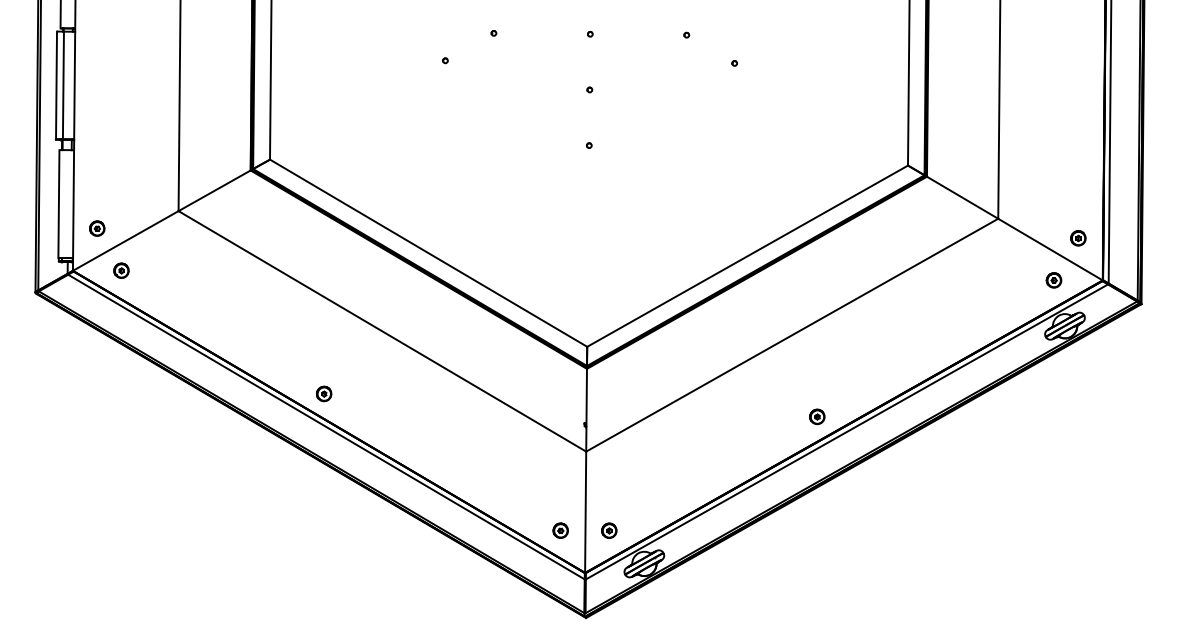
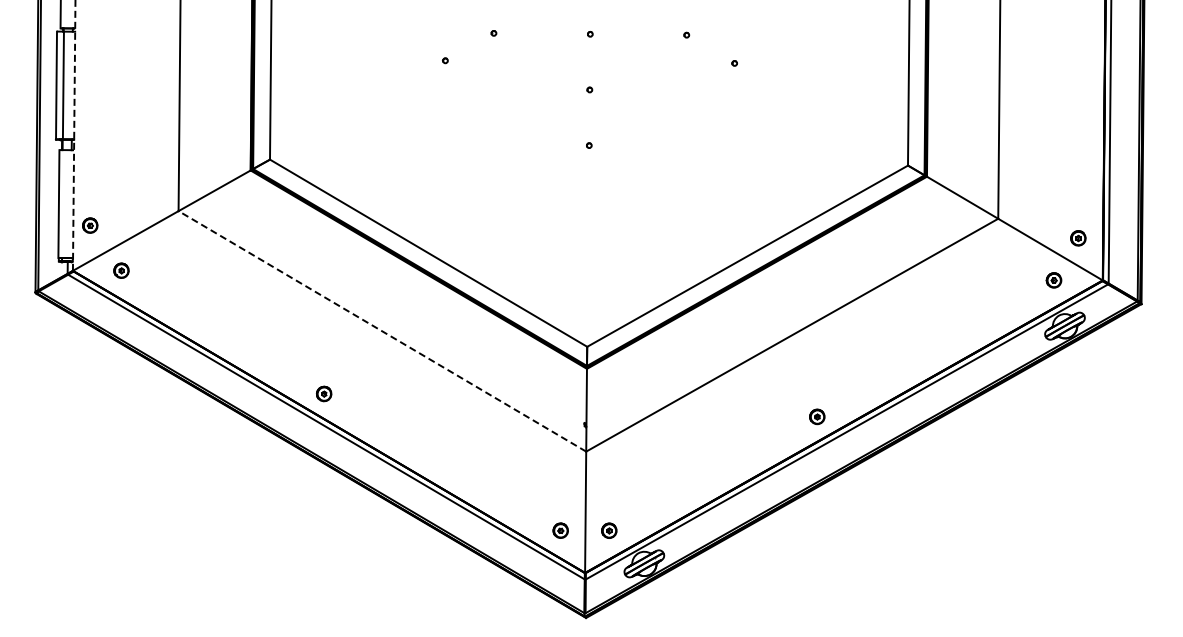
line: solid -> dashed (74, 134)
part position: (97, 228) -> (90, 225) (90, 225)
line: solid -> dashed (382, 331)
